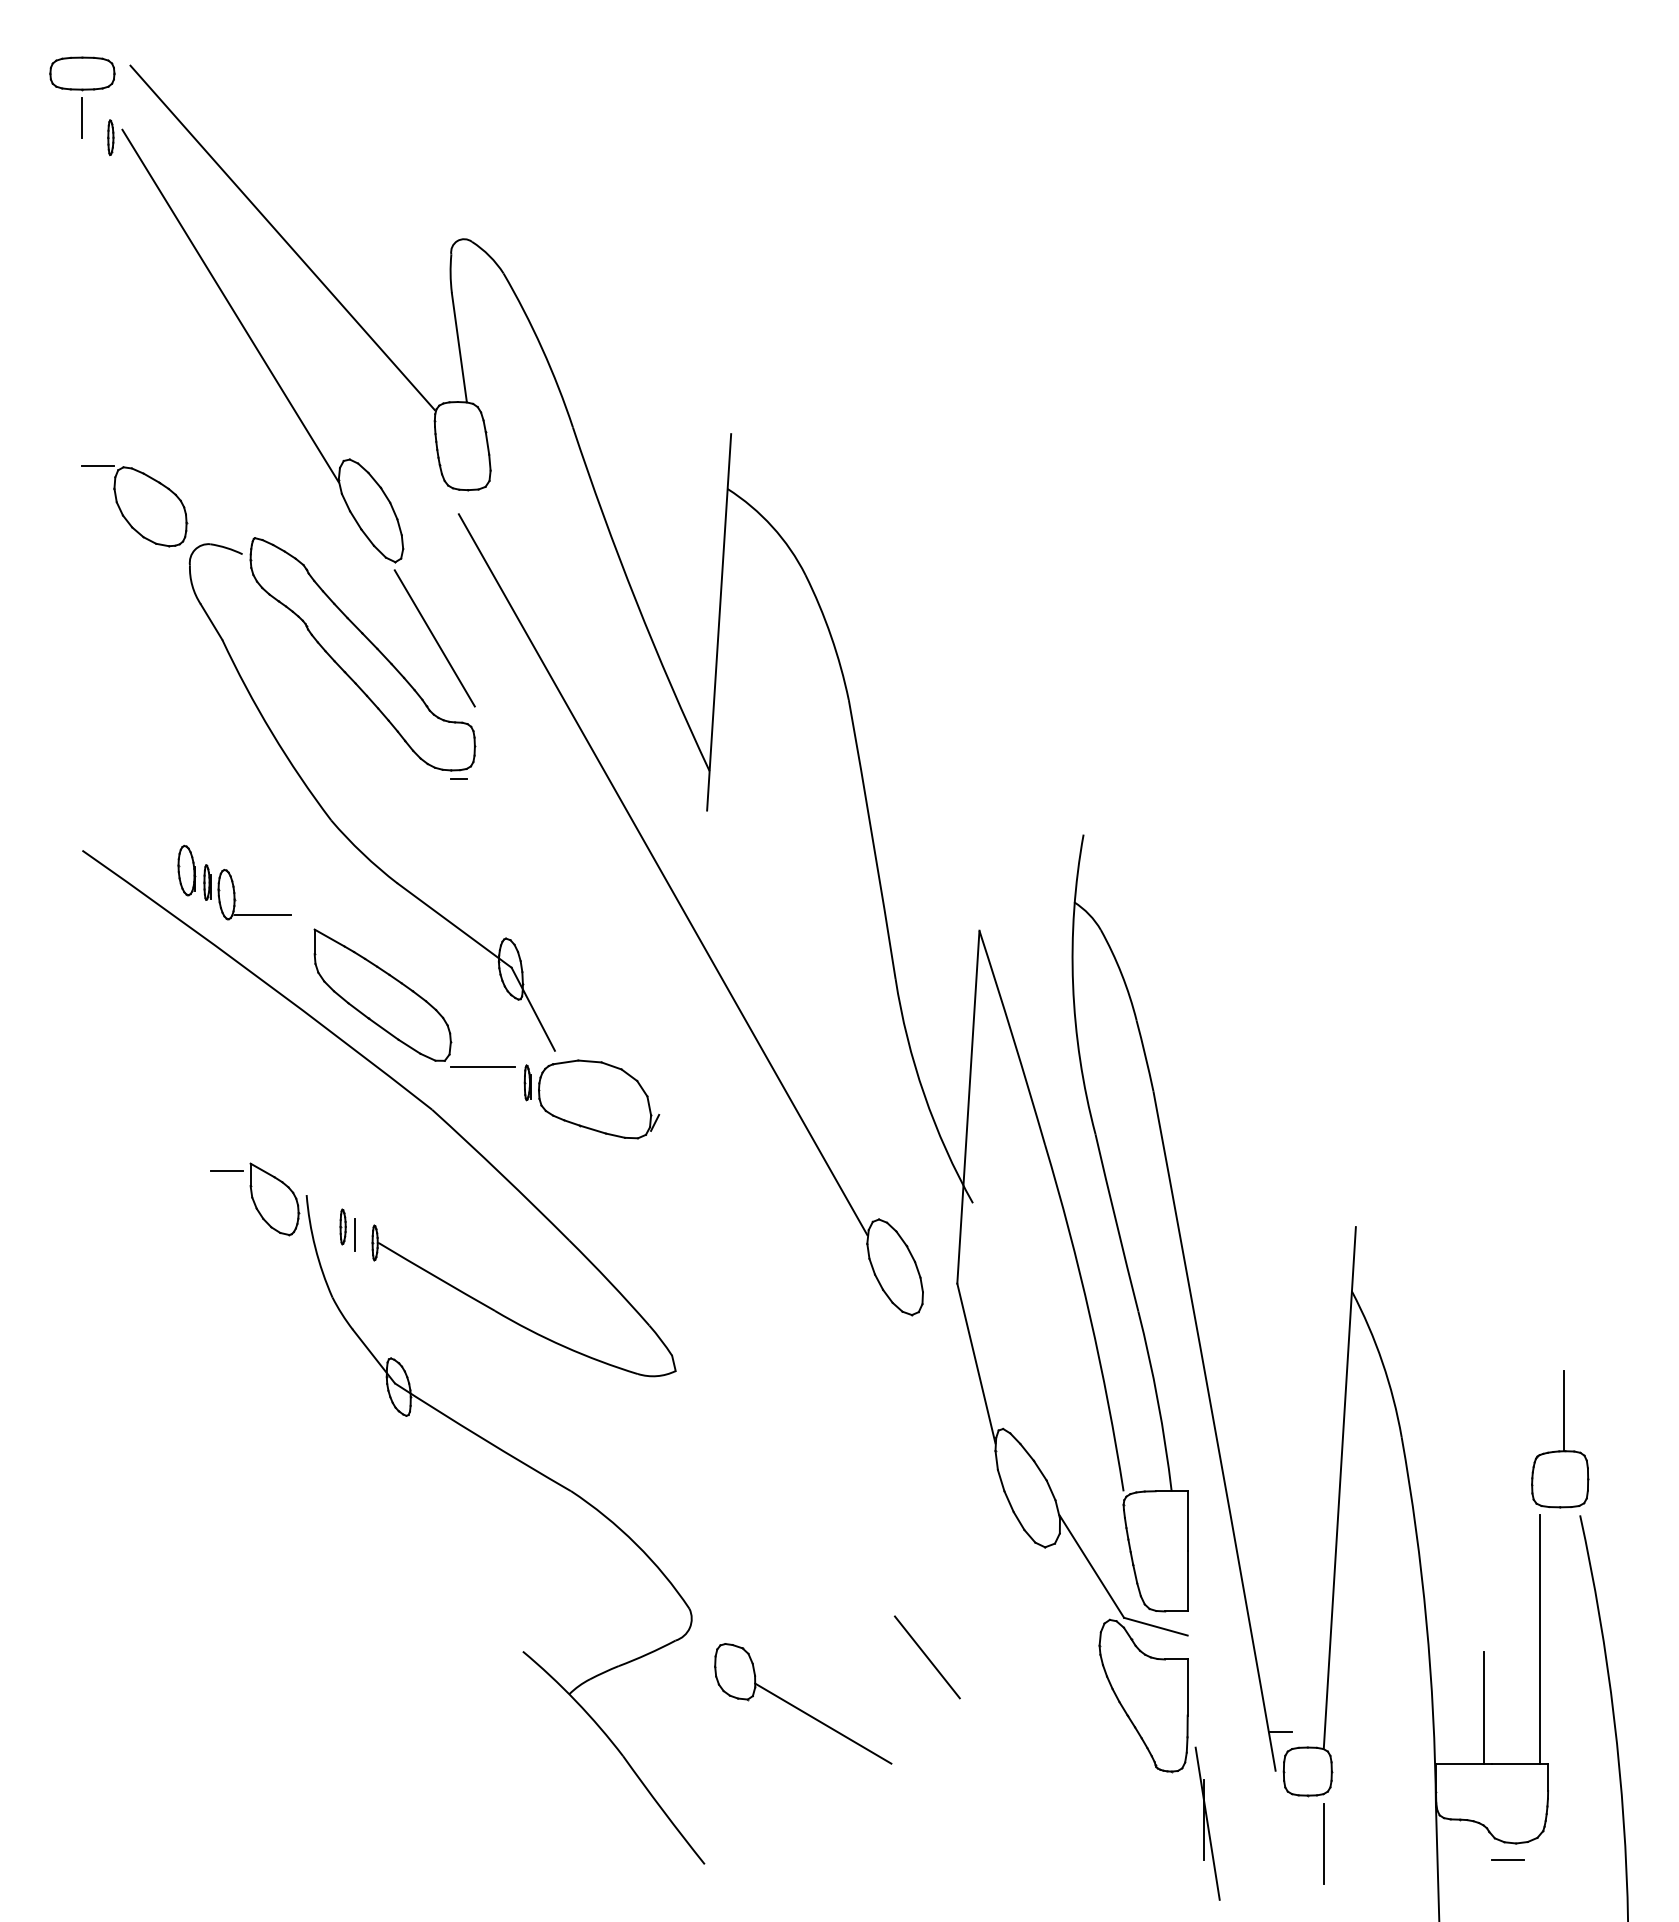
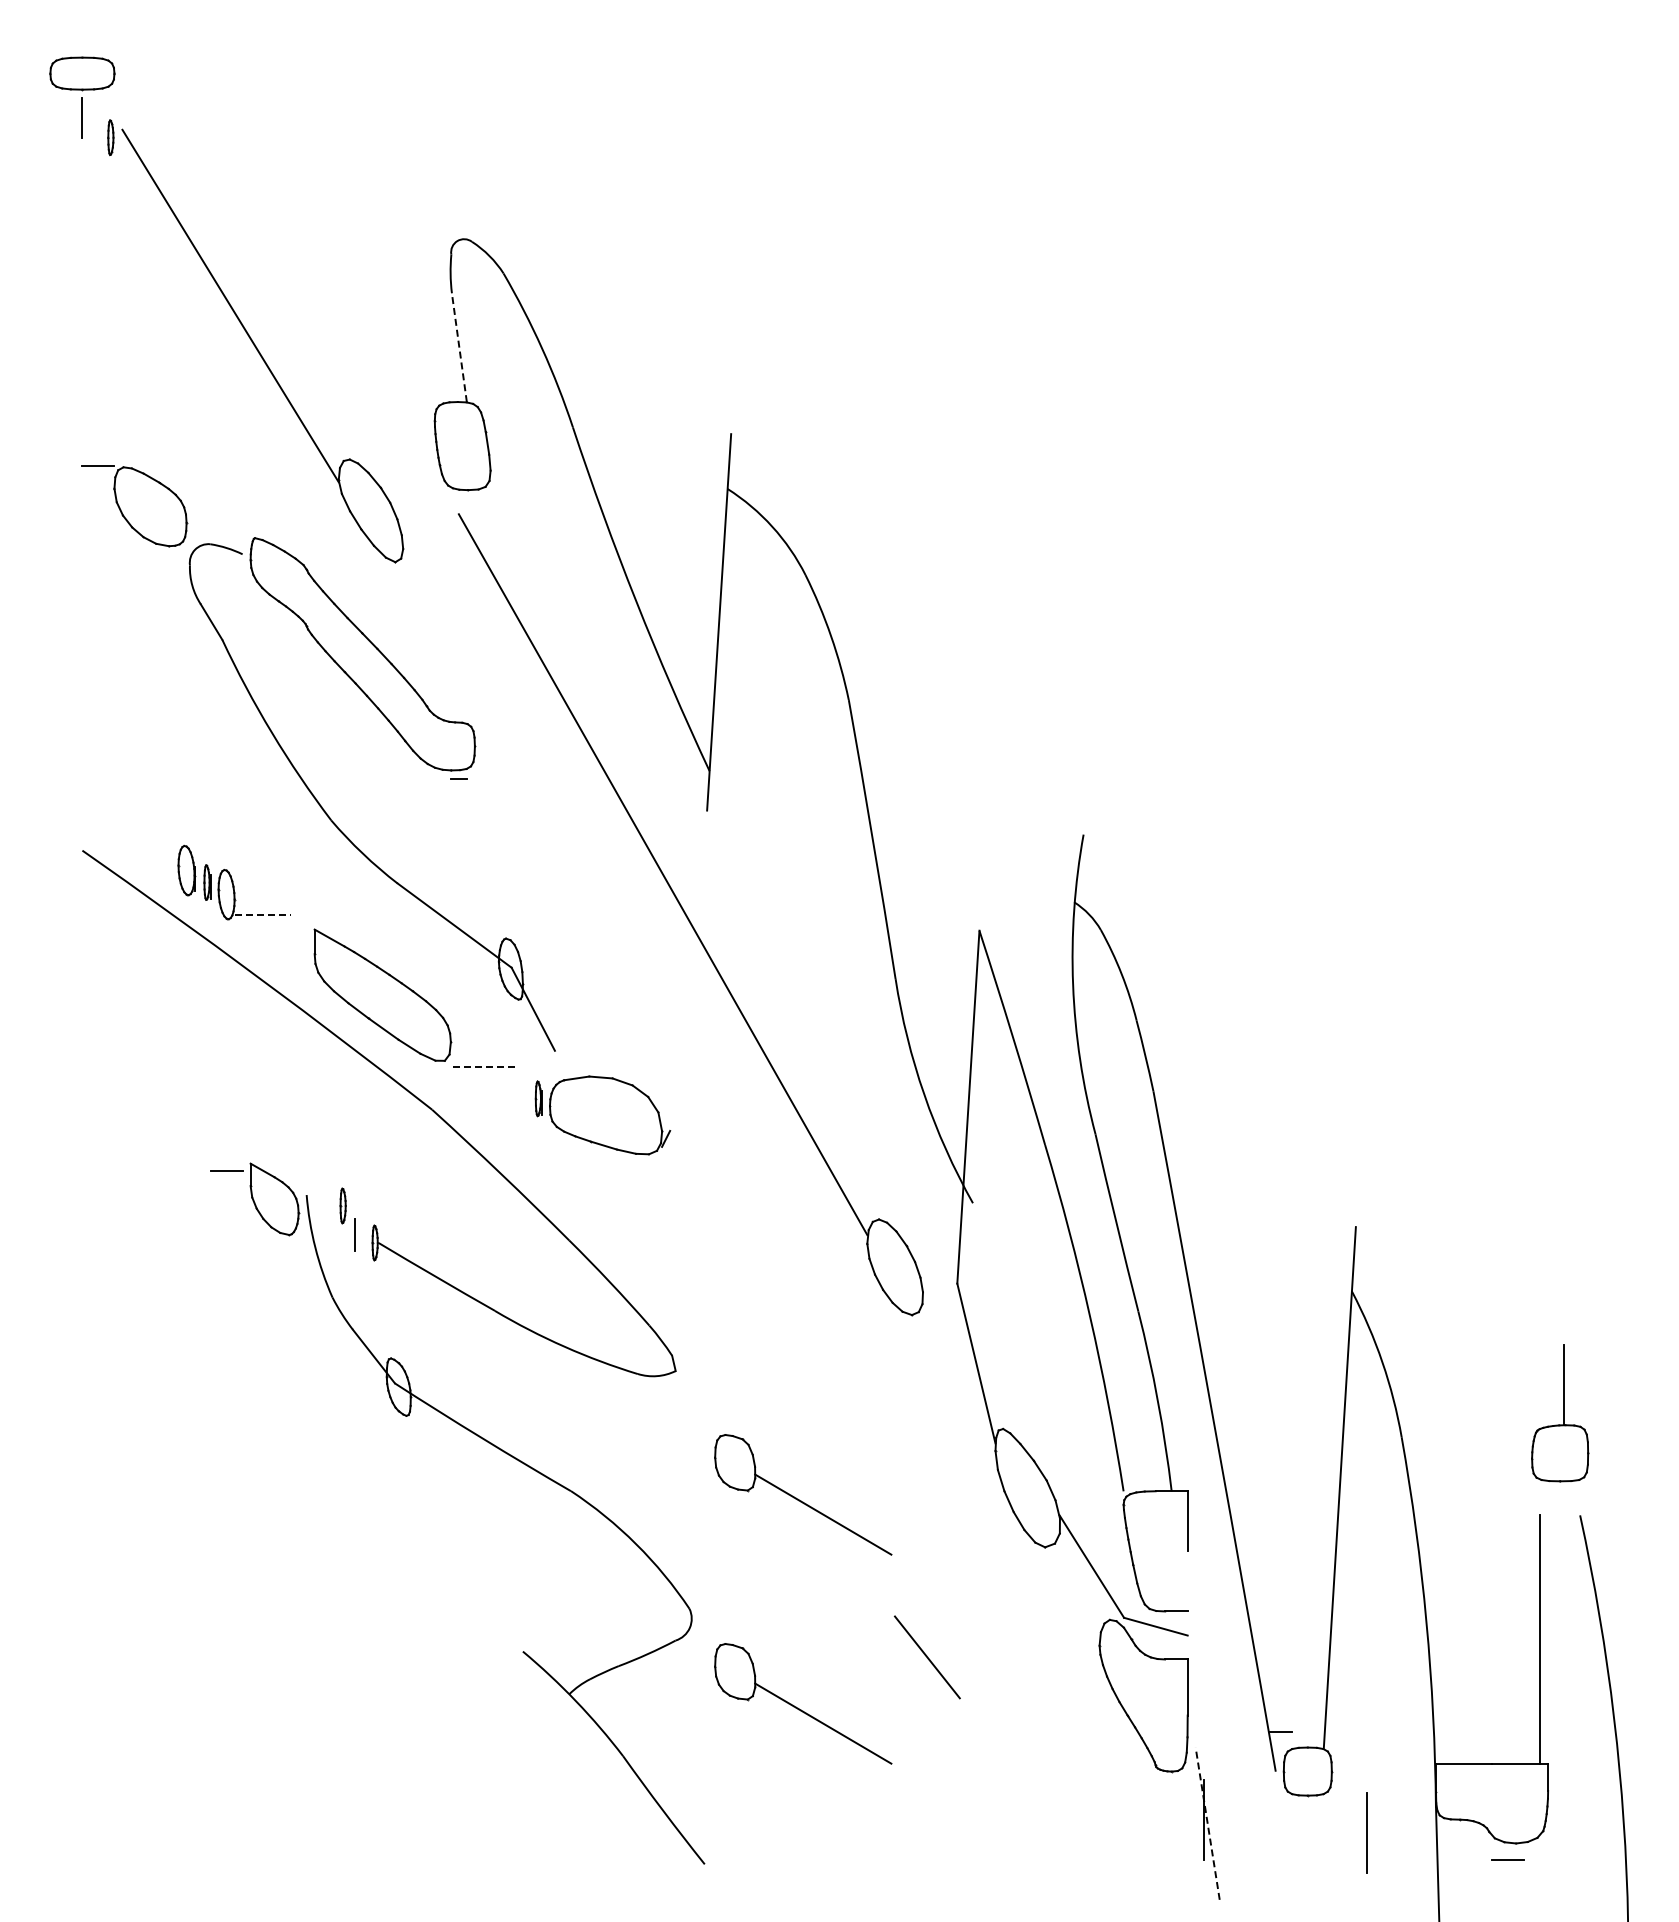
line: present -> none (282, 237)
line: solid -> dashed (459, 347)
line: present -> none (434, 638)
line: solid -> dashed (263, 914)
line: solid -> dashed (482, 1066)
part position: (591, 1099) -> (602, 1115) (602, 1115)
part position: (342, 1226) -> (342, 1205) (342, 1205)
part position: (1560, 1439) -> (1560, 1413) (1560, 1413)
part: none -> present (801, 1500)
line: present -> none (1187, 1581)
line: present -> none (1484, 1707)
line: solid -> dashed (1207, 1823)
line position: (1323, 1843) -> (1366, 1832) (1366, 1832)
